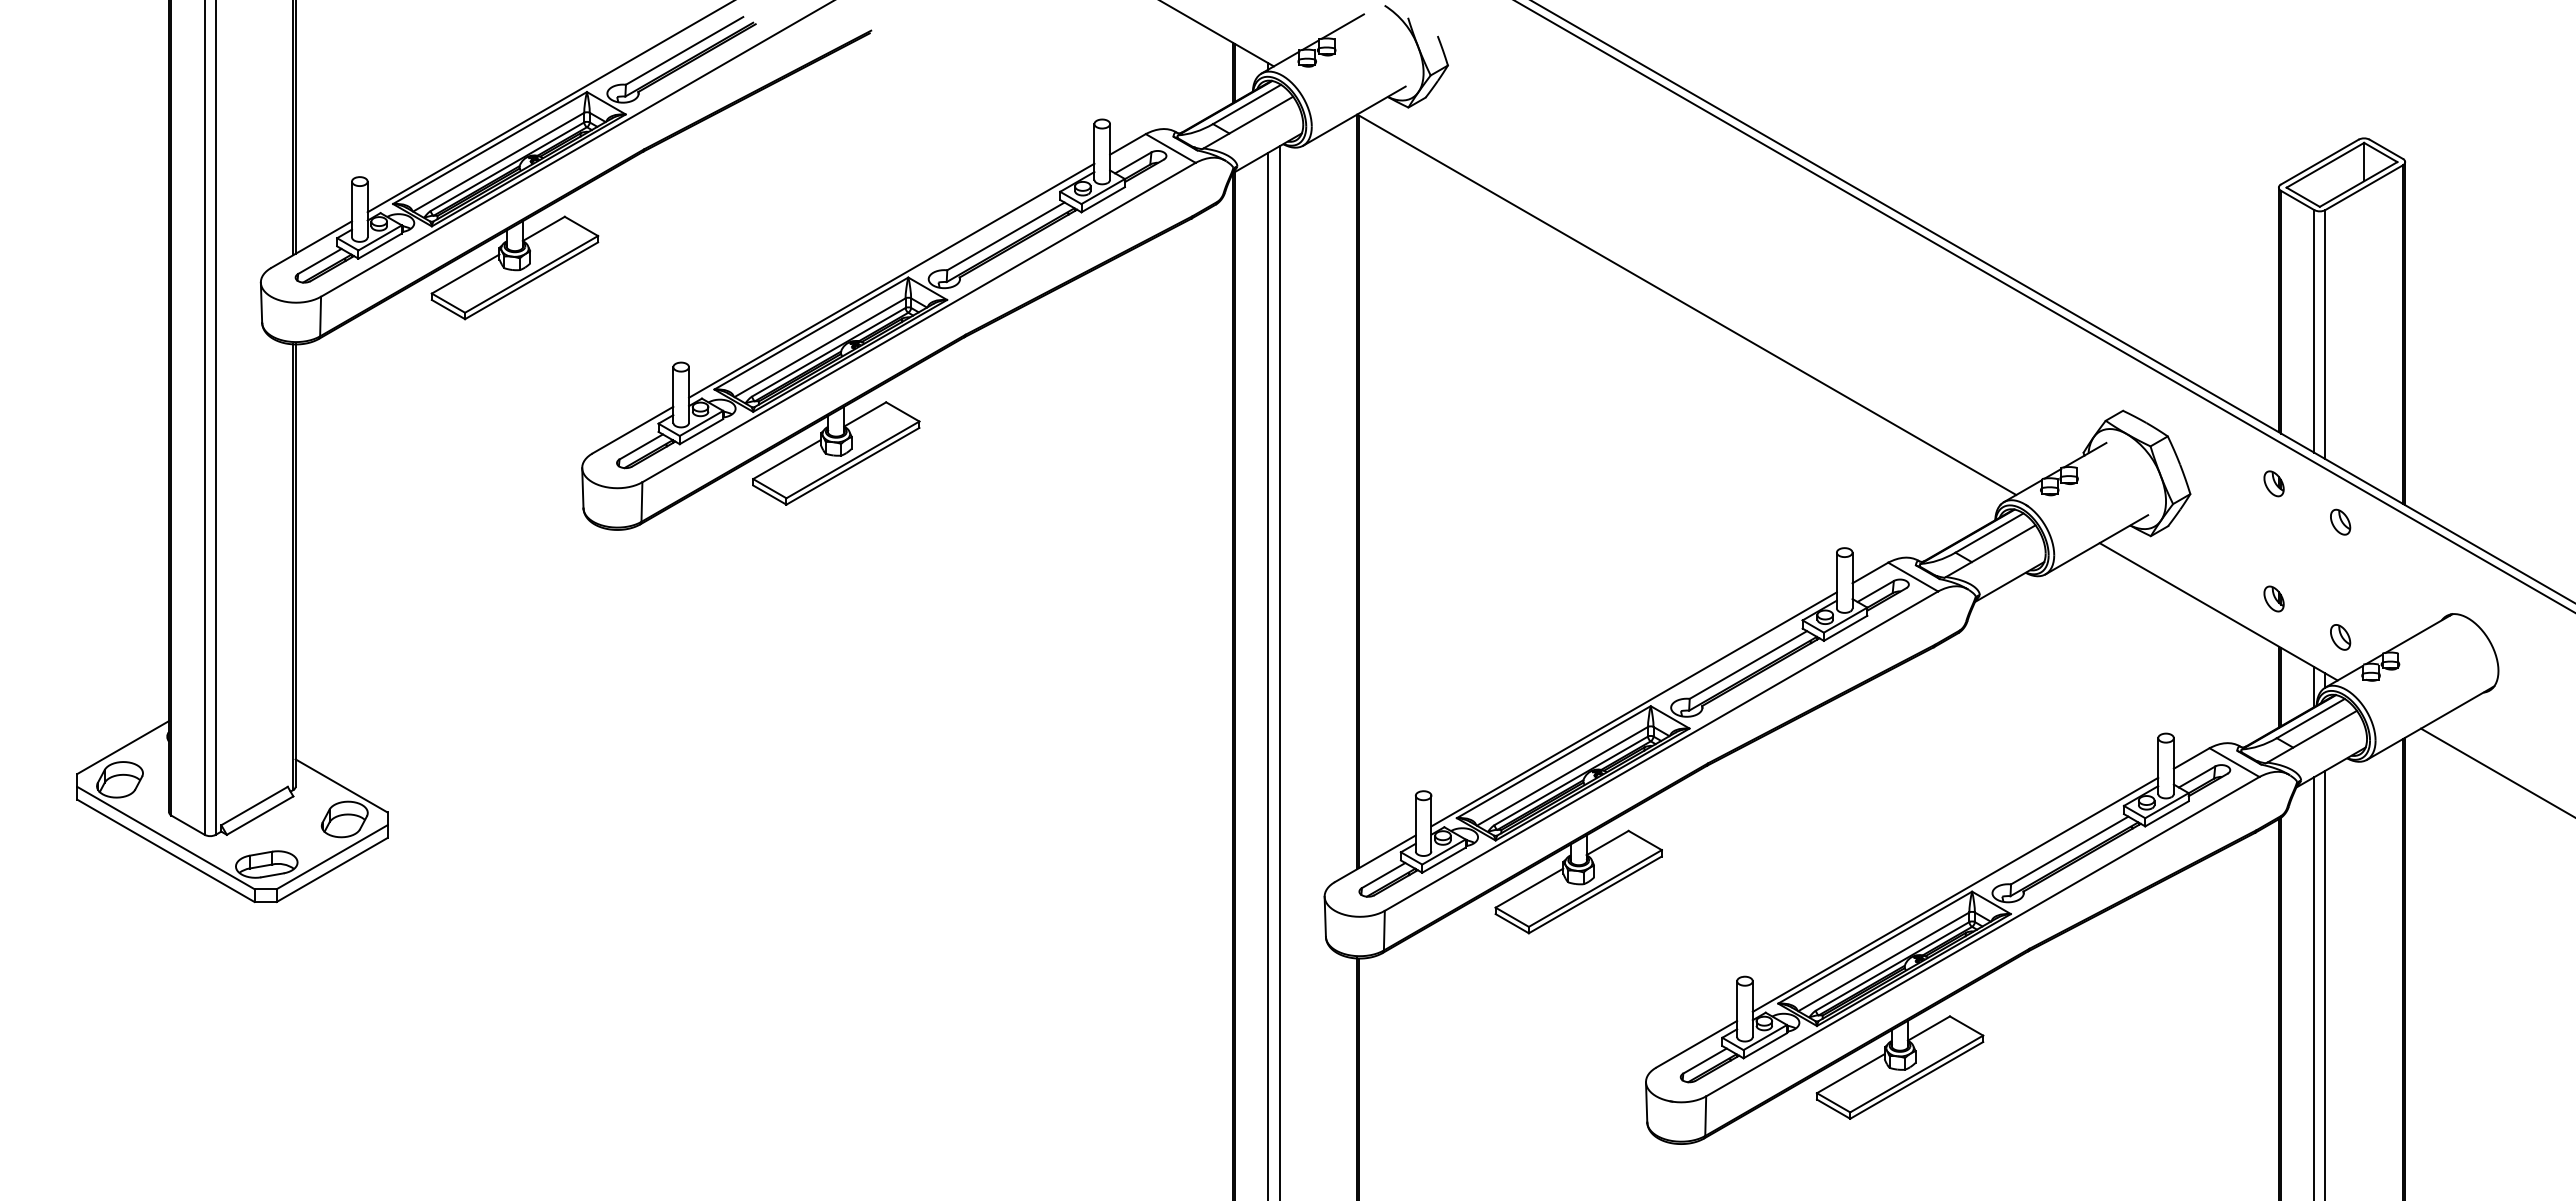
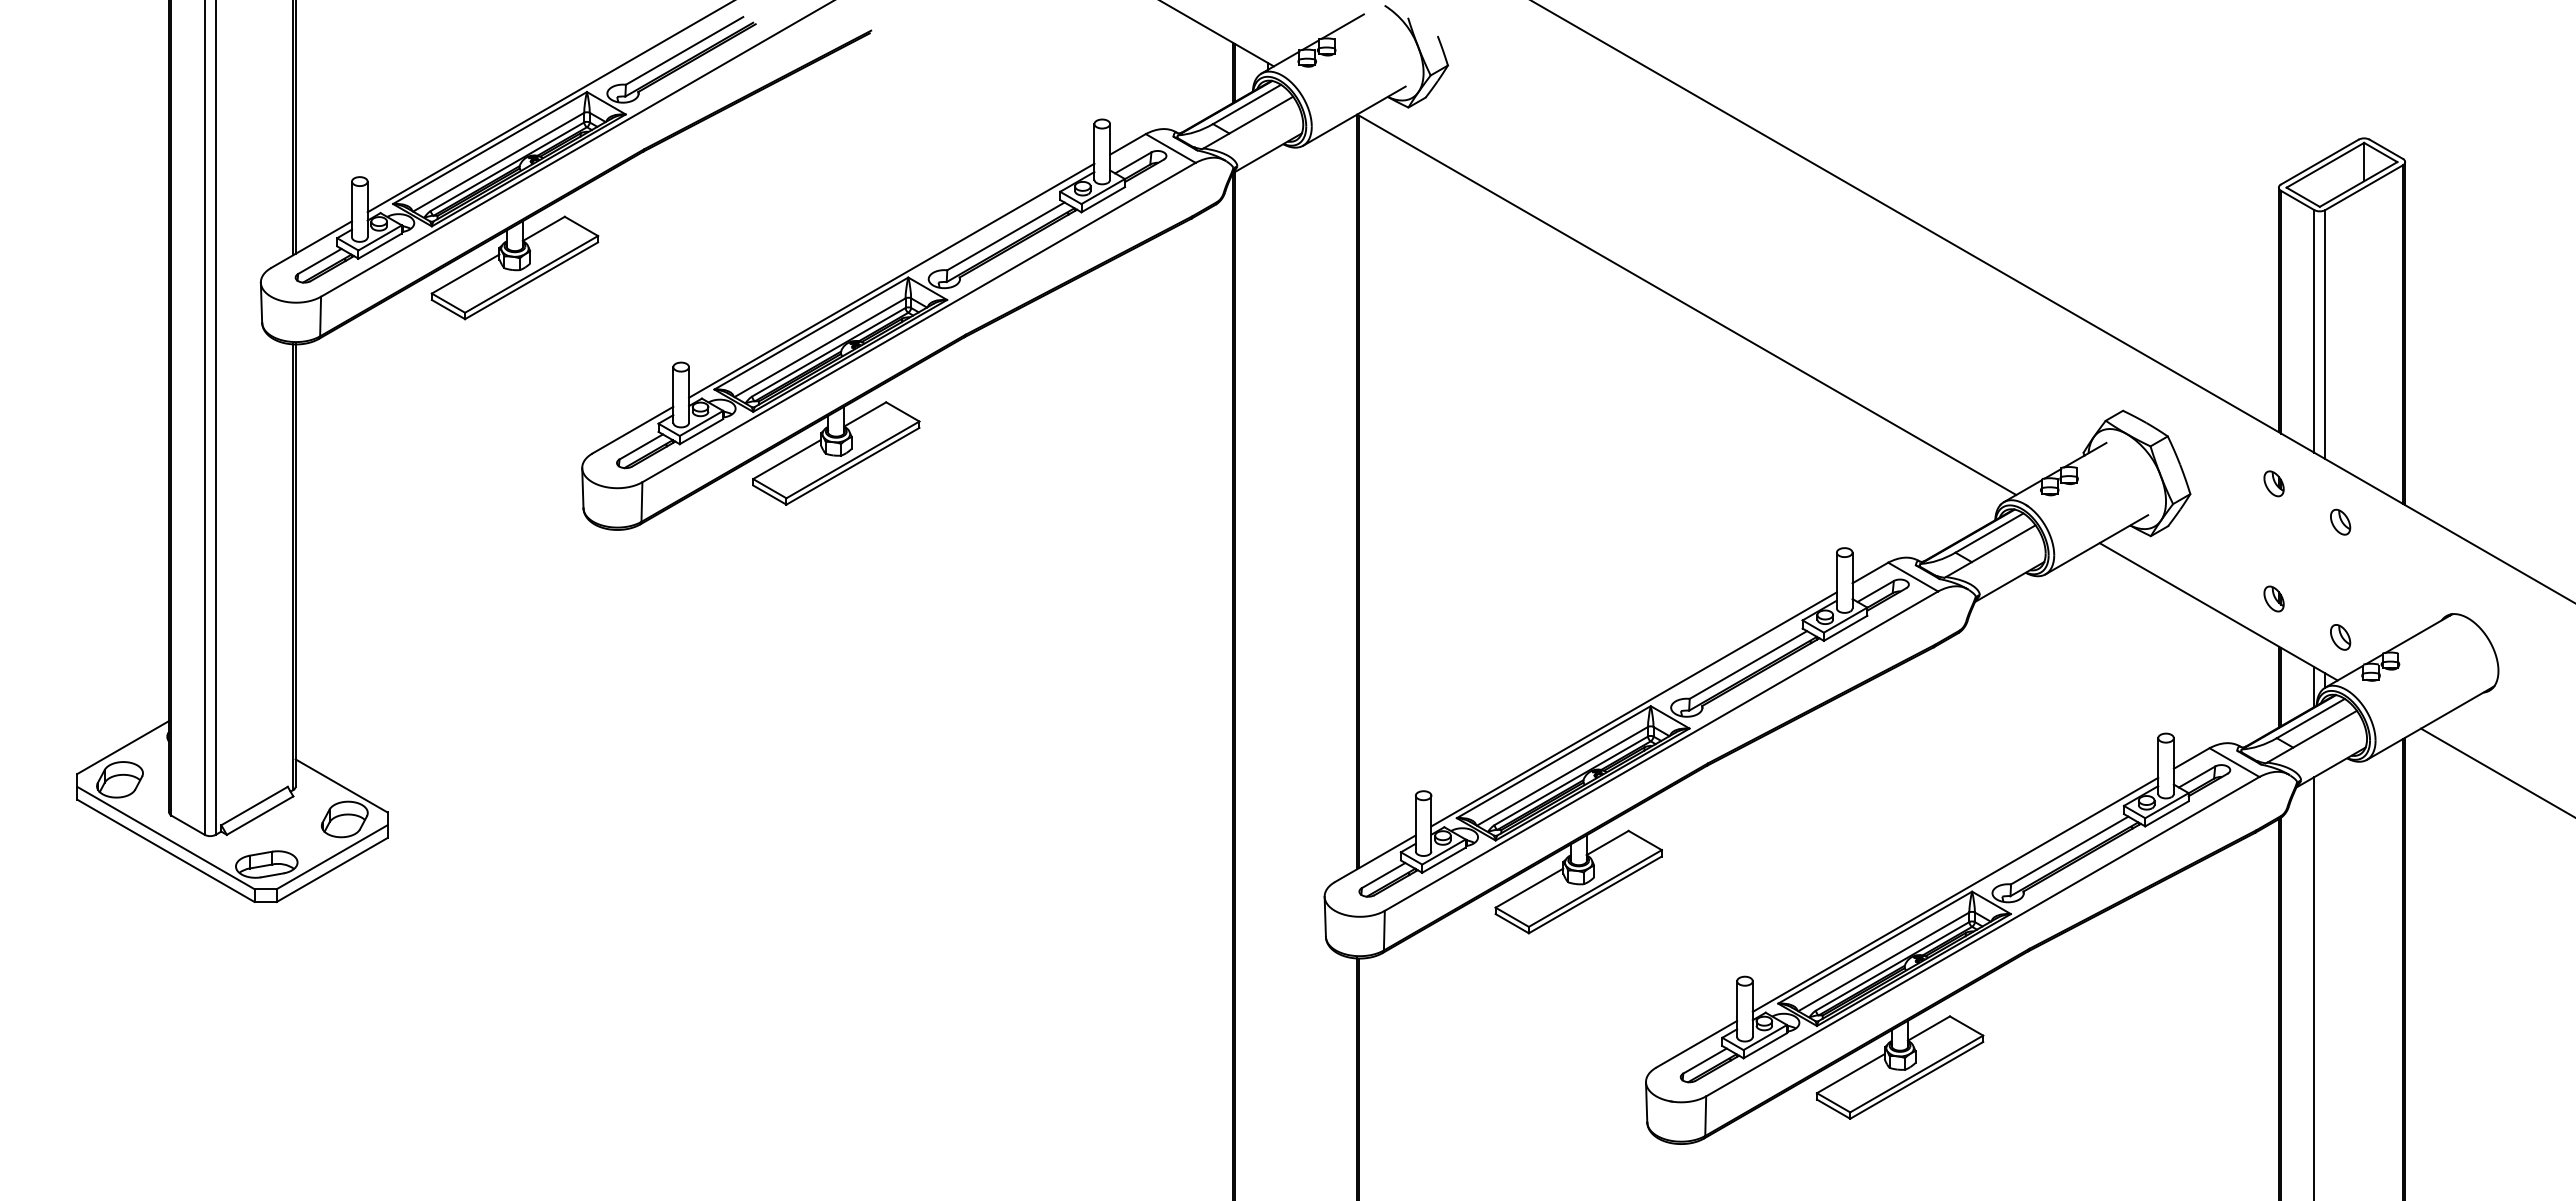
line: present -> none (2044, 306)
line: present -> none (1279, 671)
line: present -> none (1268, 674)
line: present -> none (2325, 983)
